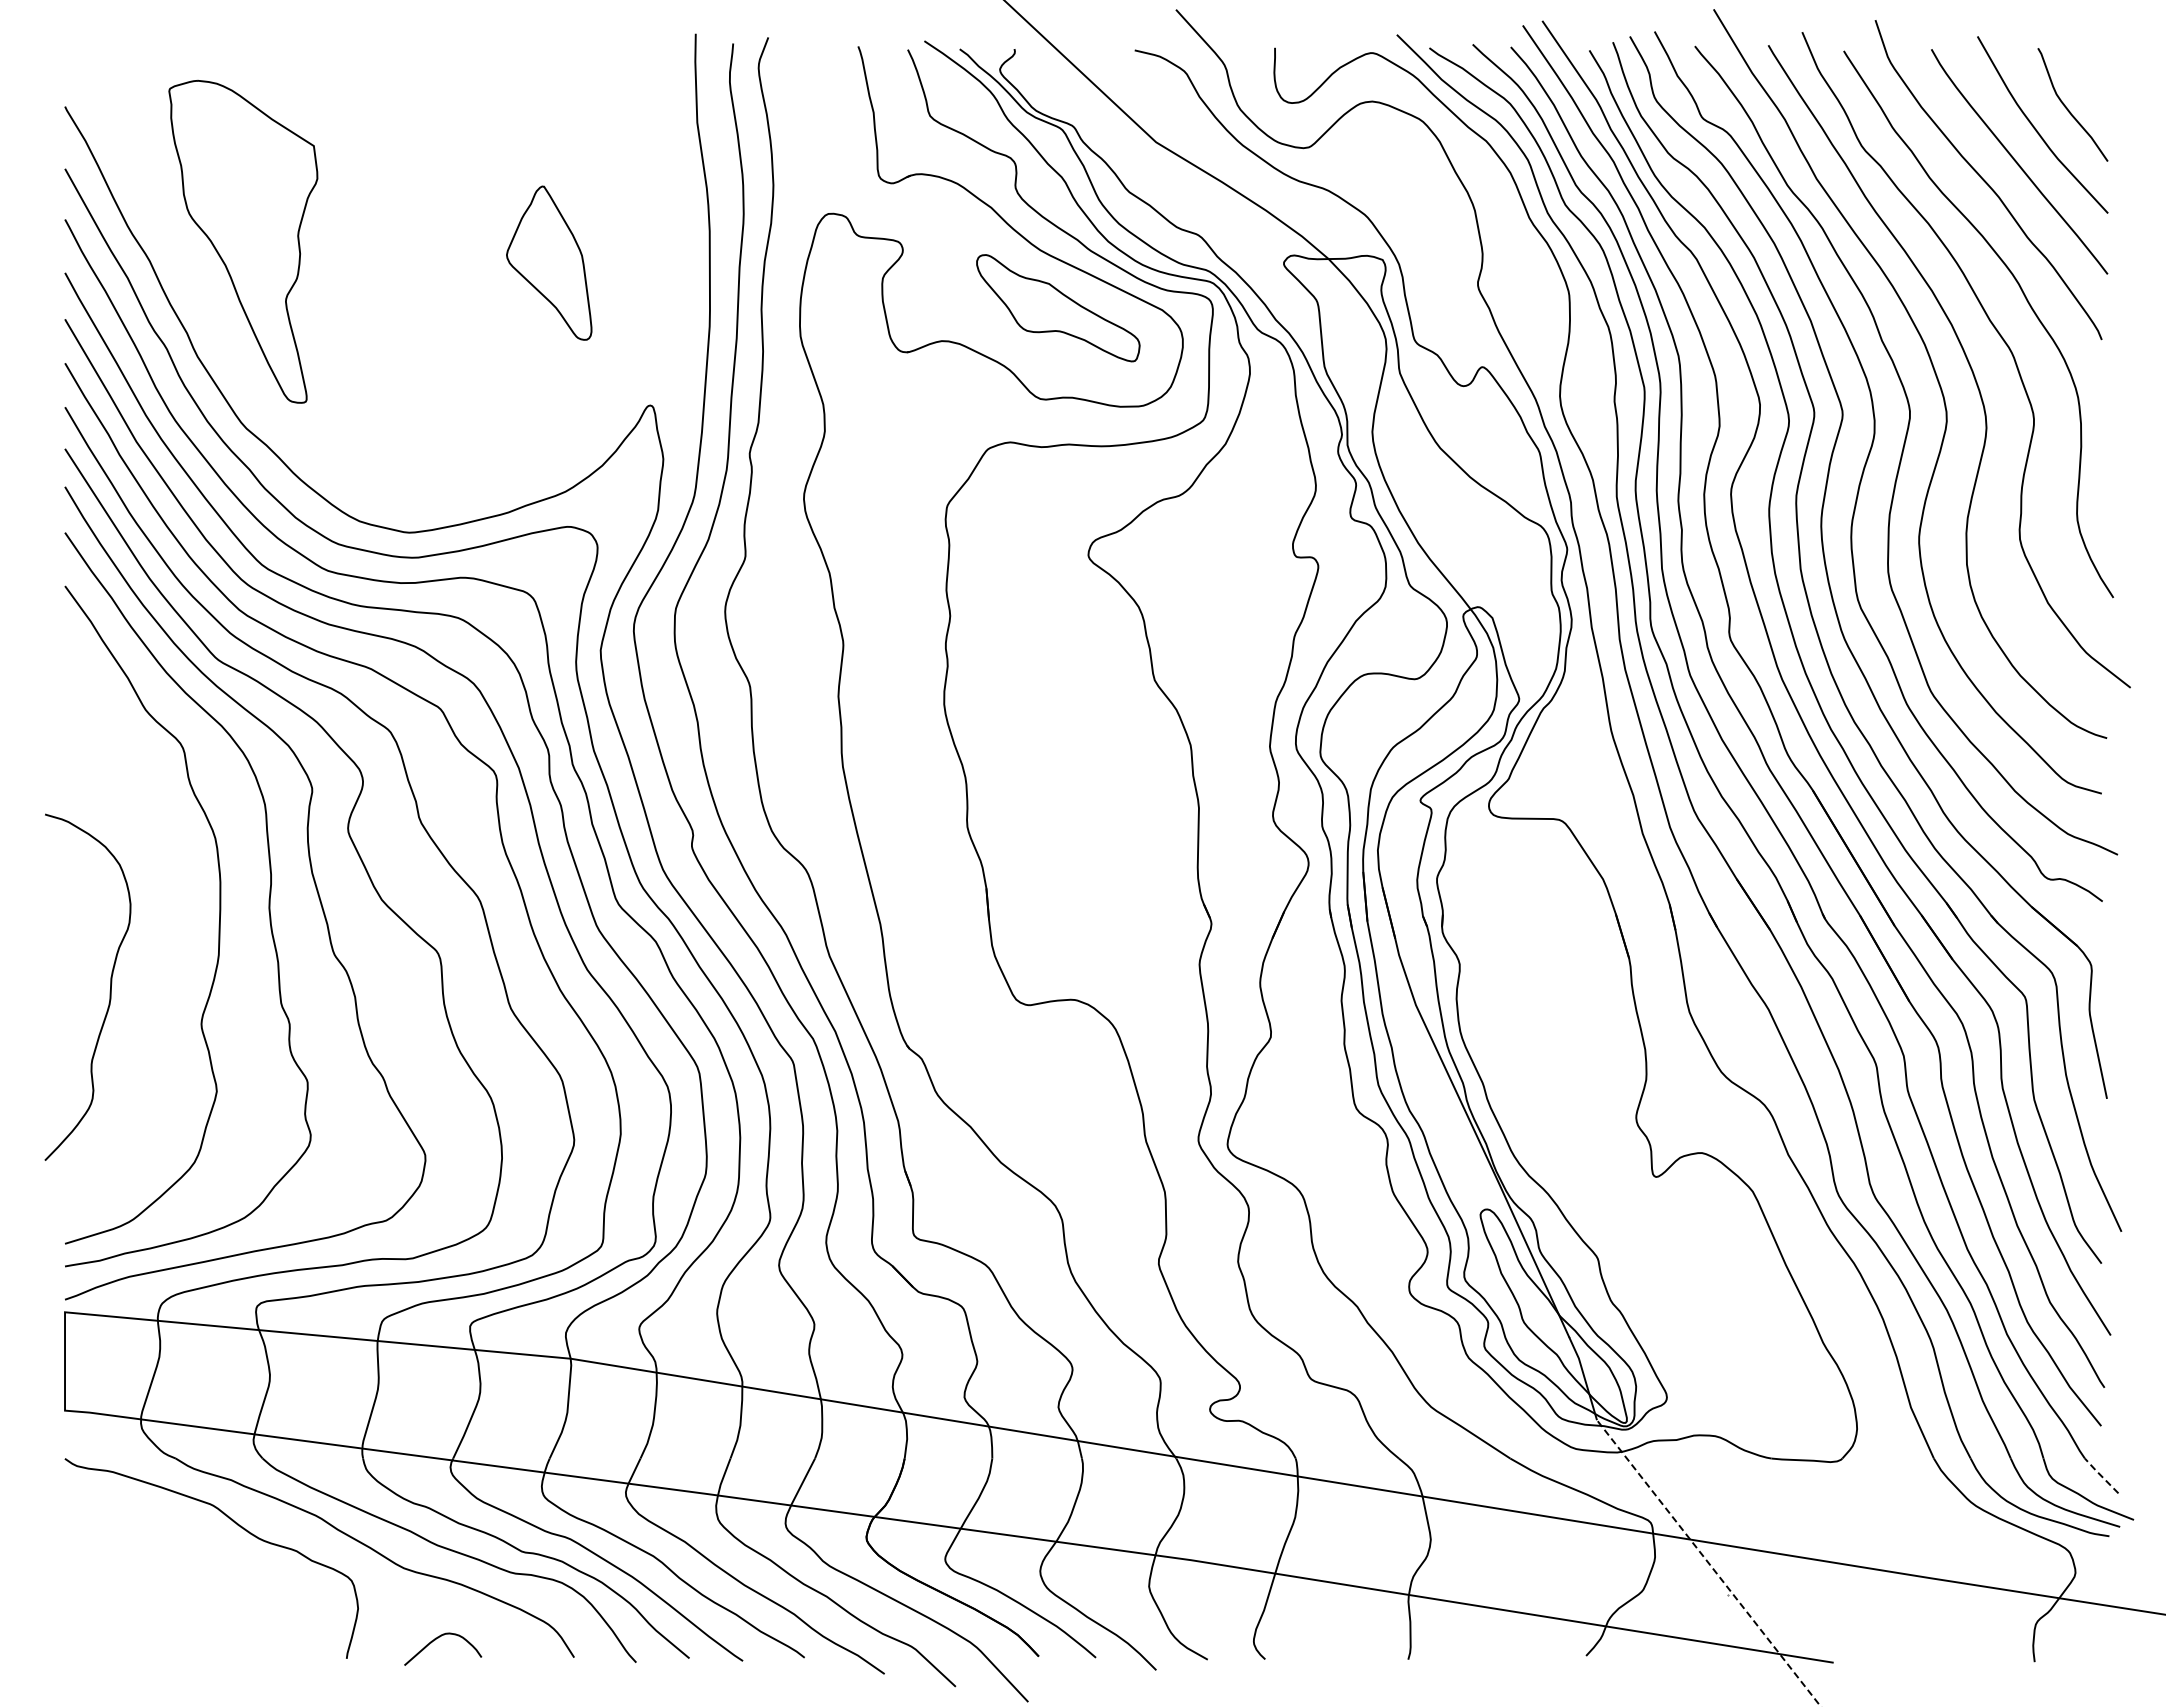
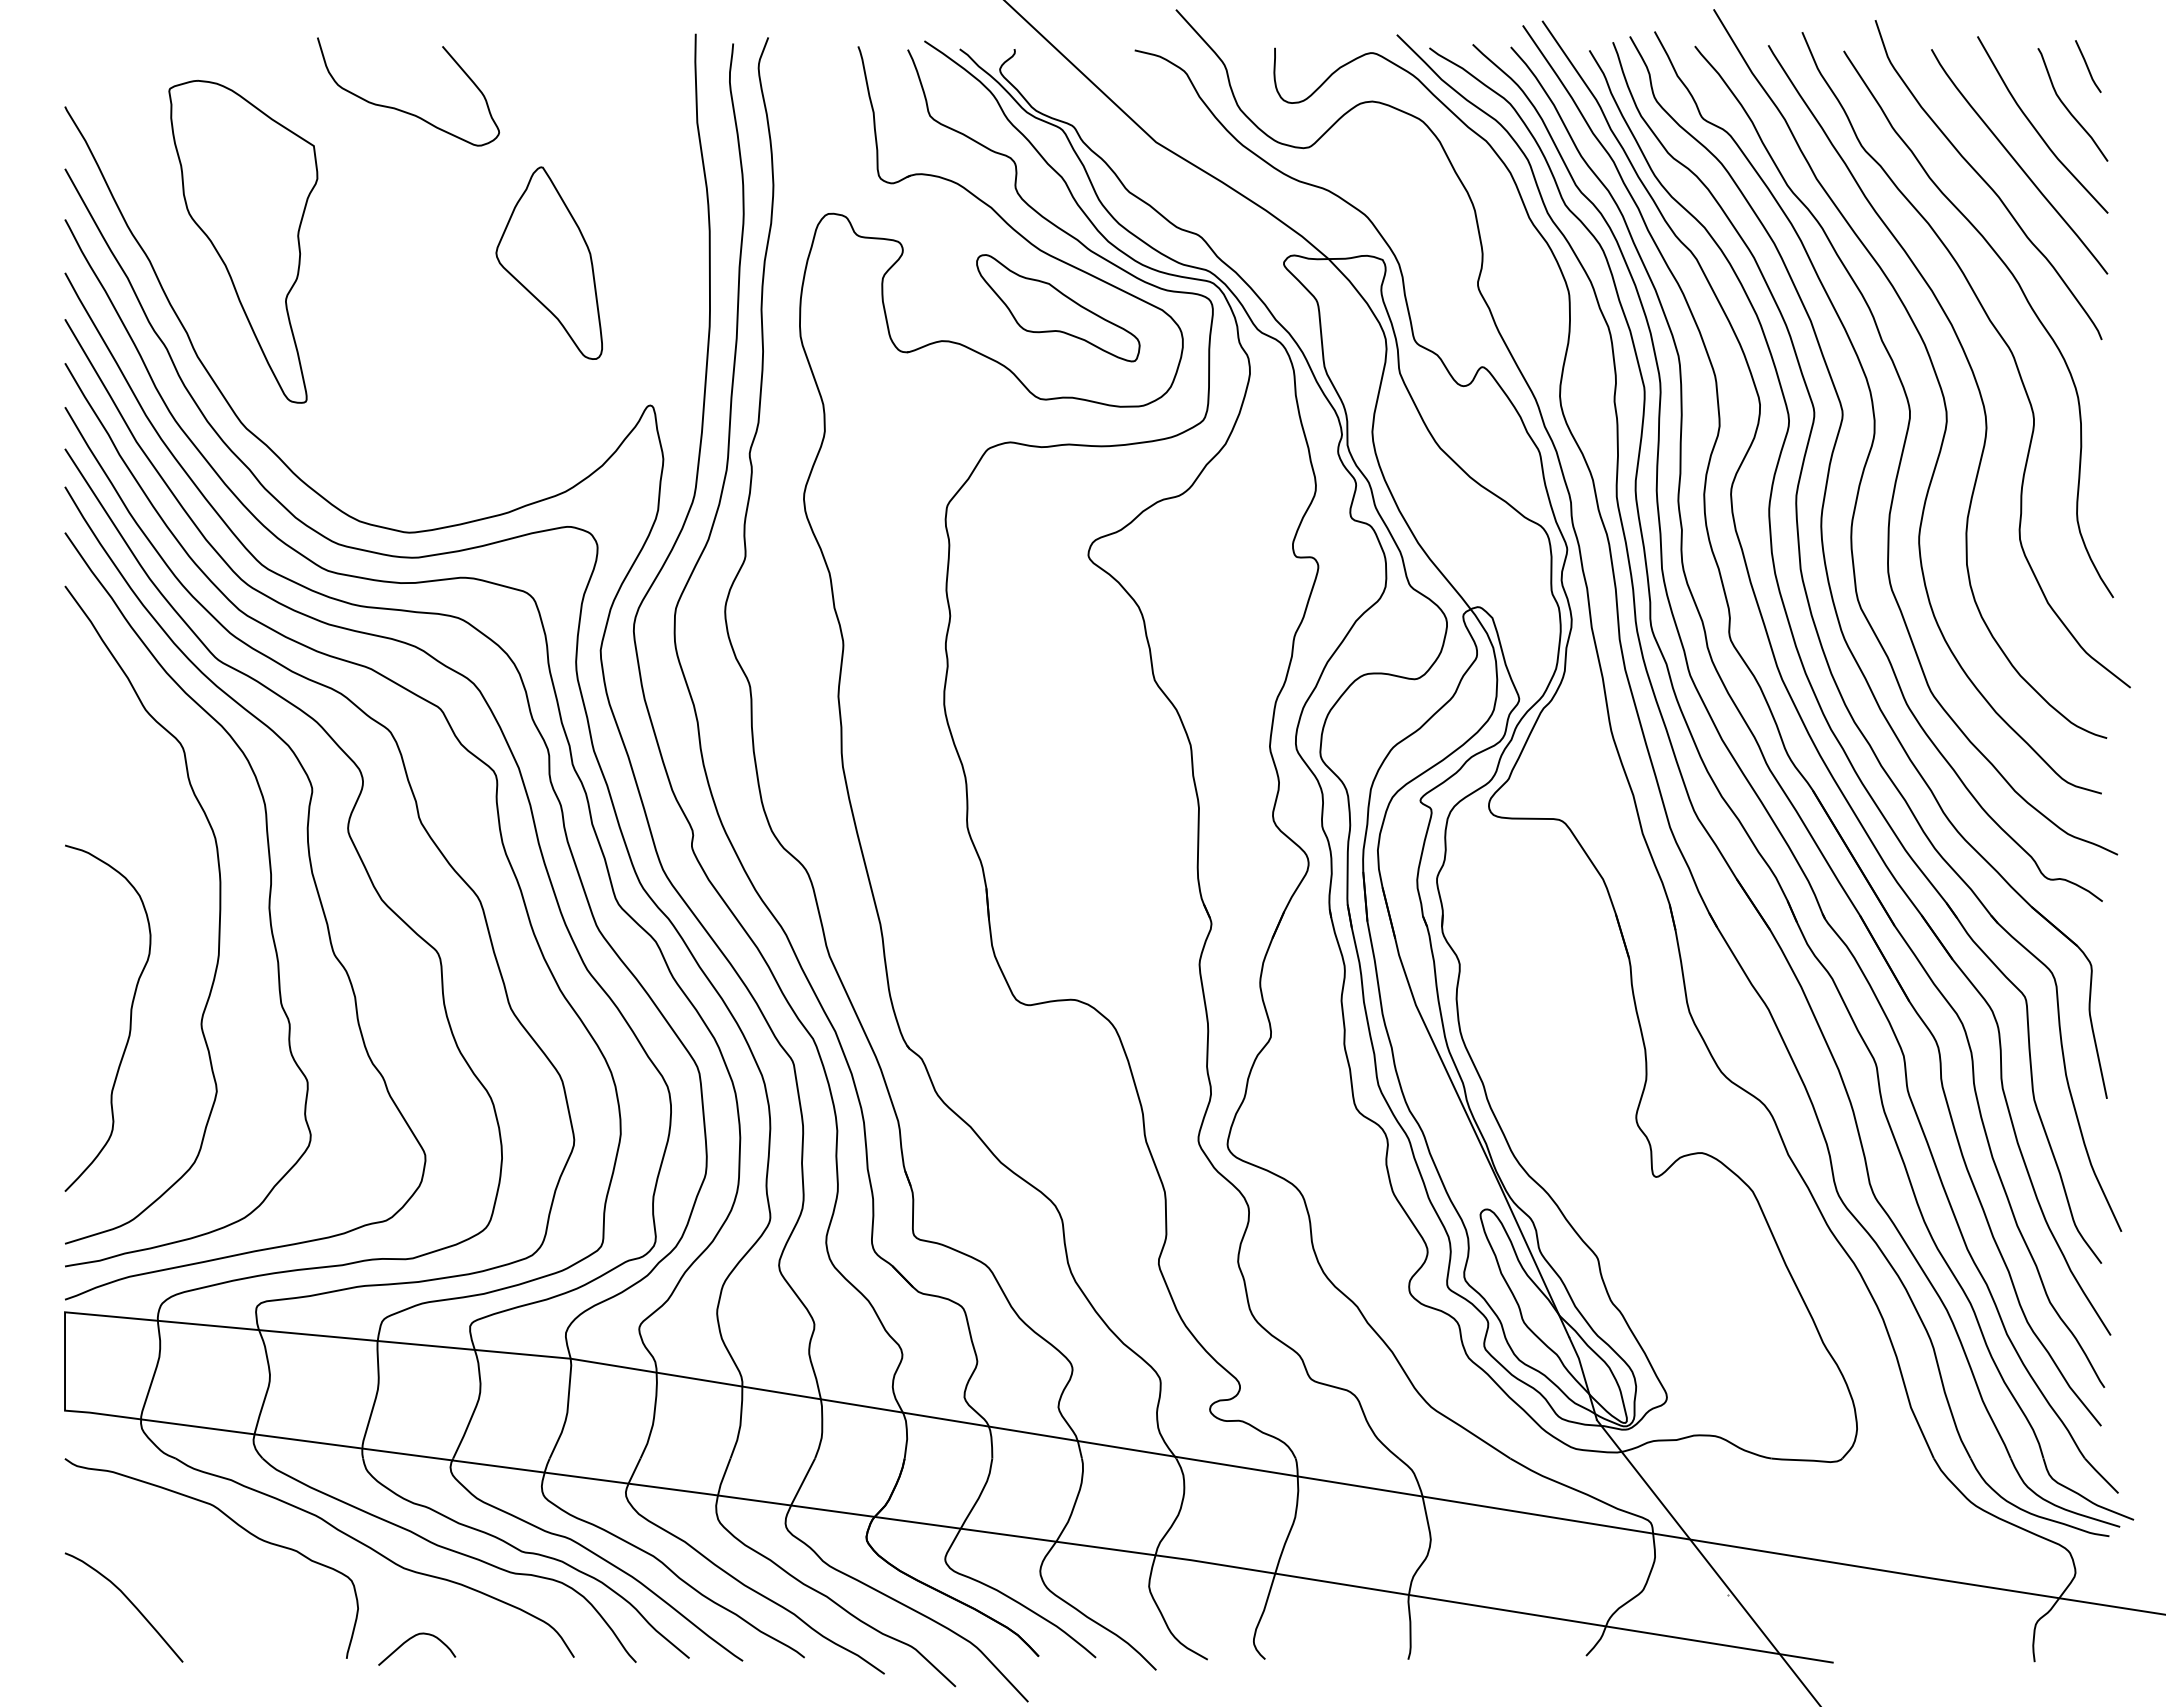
line: none -> present (2088, 66)
curve: none -> present (401, 109)
part size: 87x156 px -> 108x194 px (548, 262)
curve position: (109, 991) -> (129, 1022) (129, 1022)
line: dashed -> solid (2101, 1475)
line: dashed -> solid (1708, 1563)
curve: none -> present (129, 1601)
curve position: (438, 1638) -> (412, 1638) (412, 1638)
